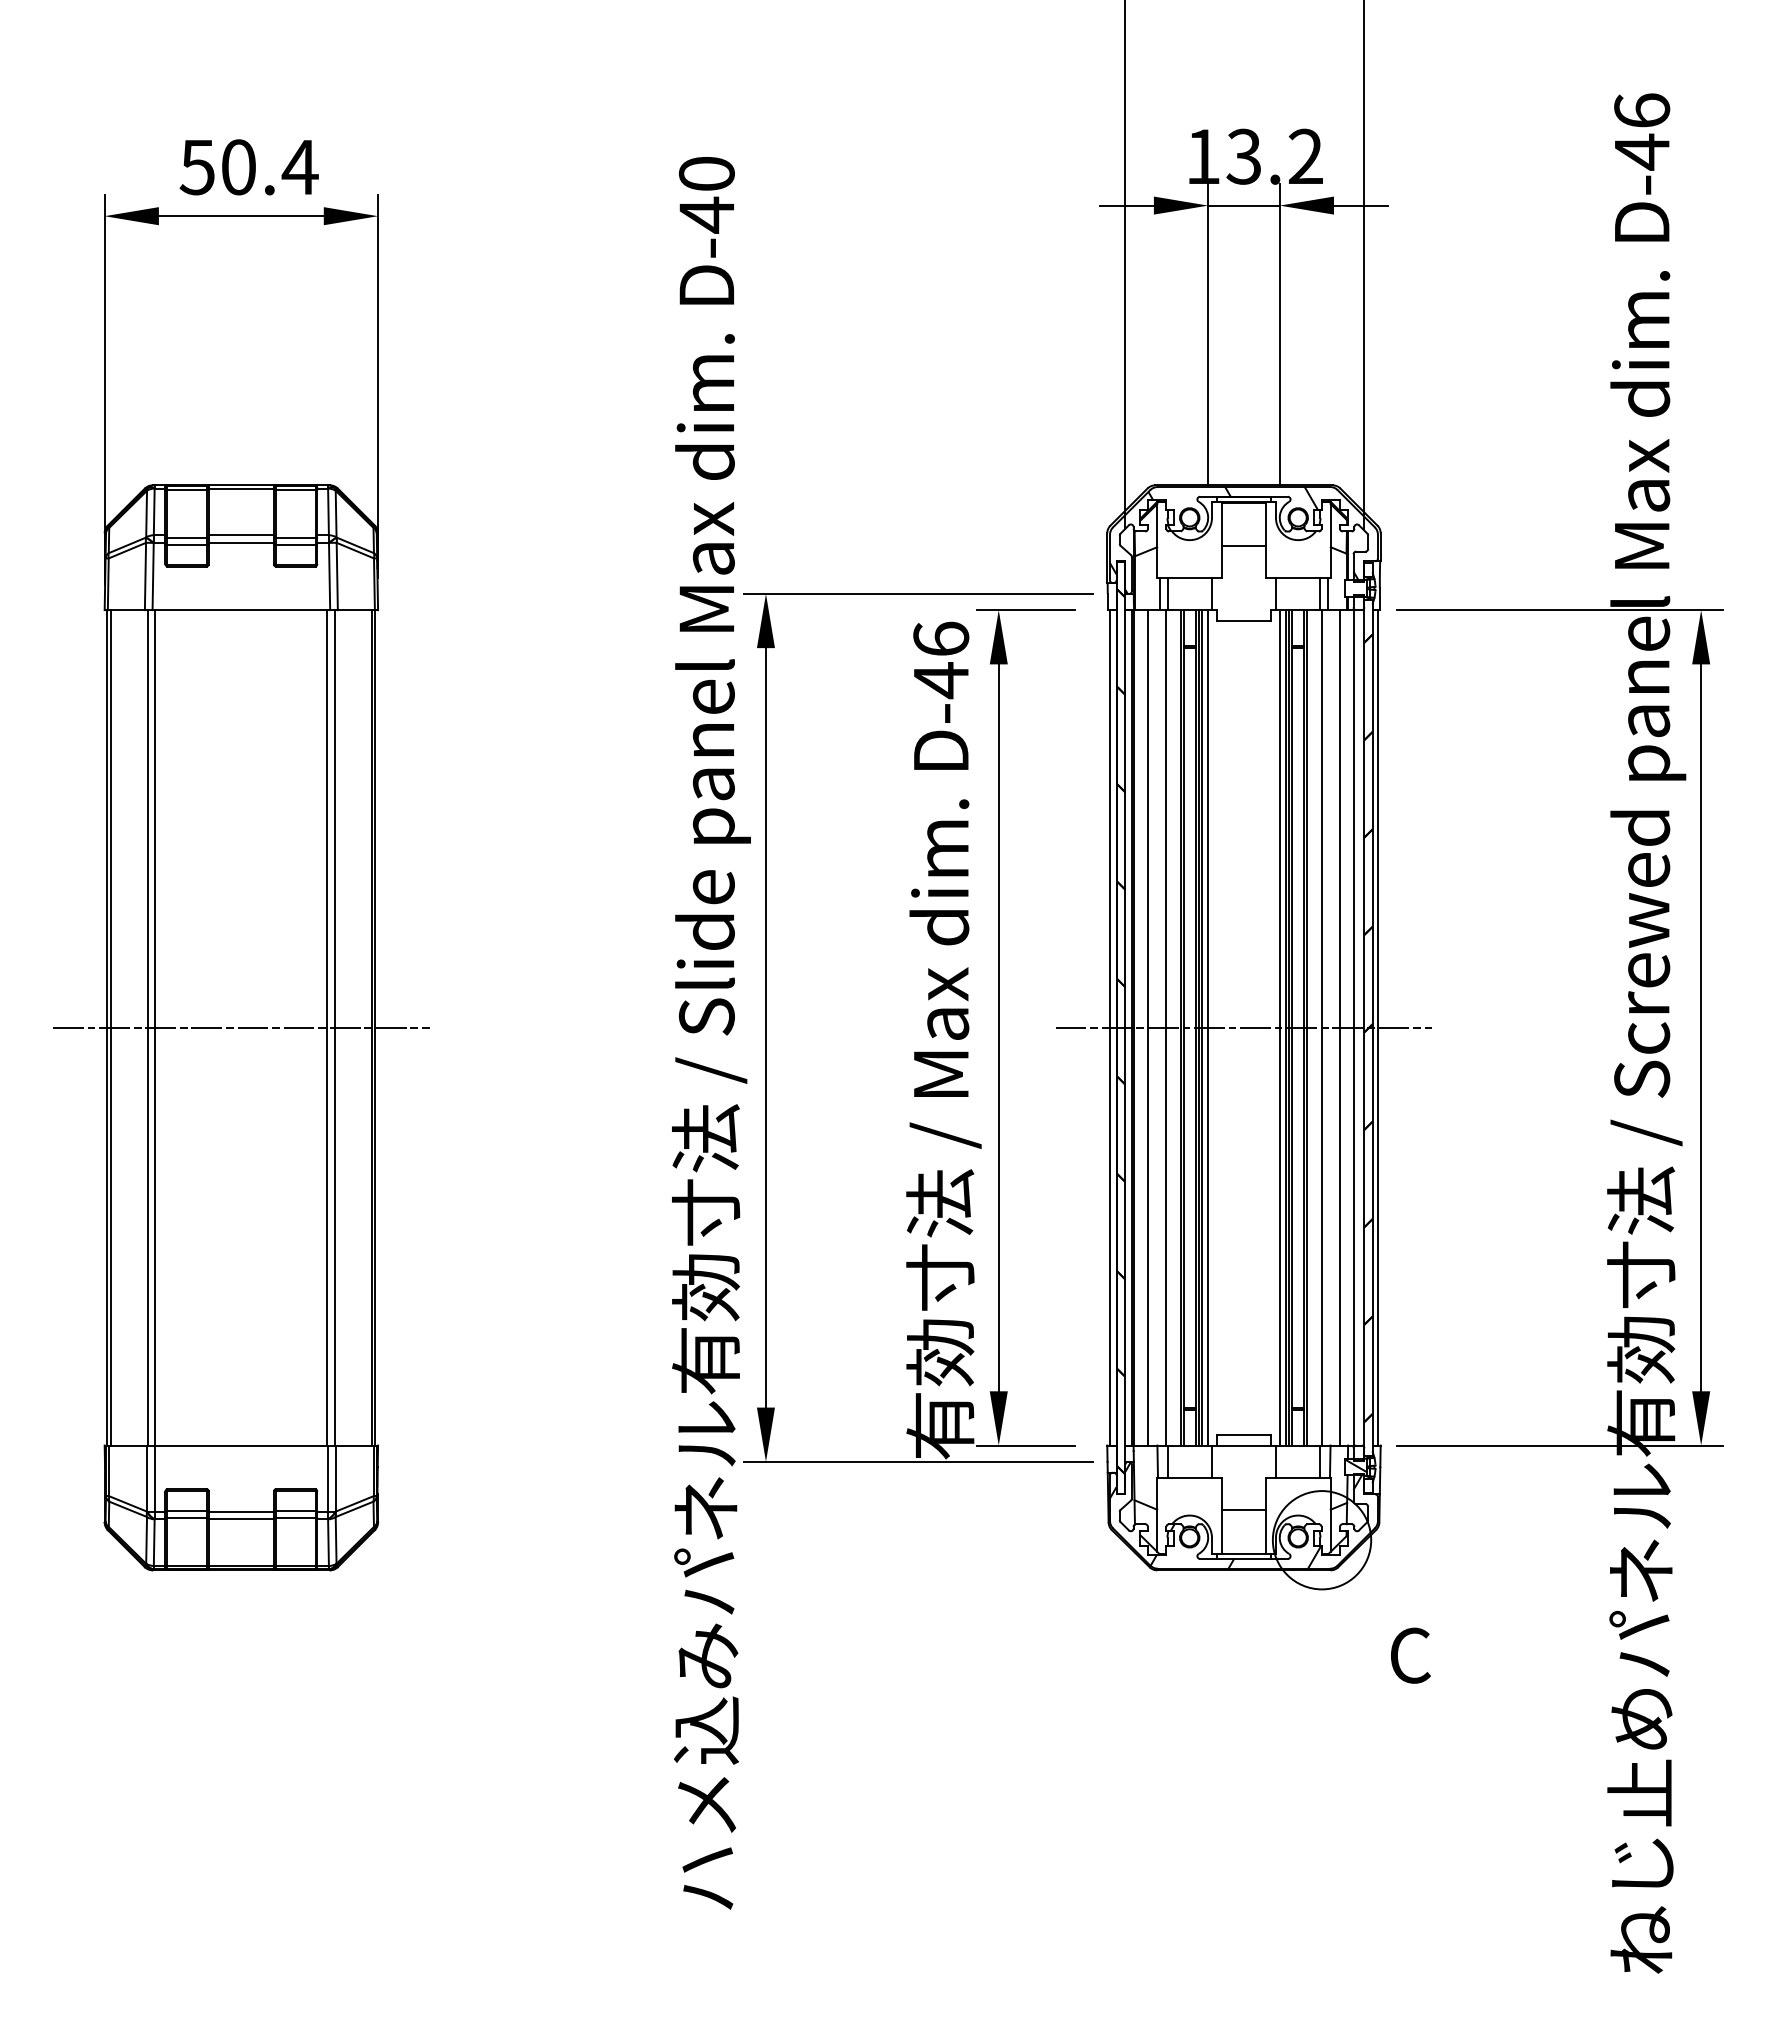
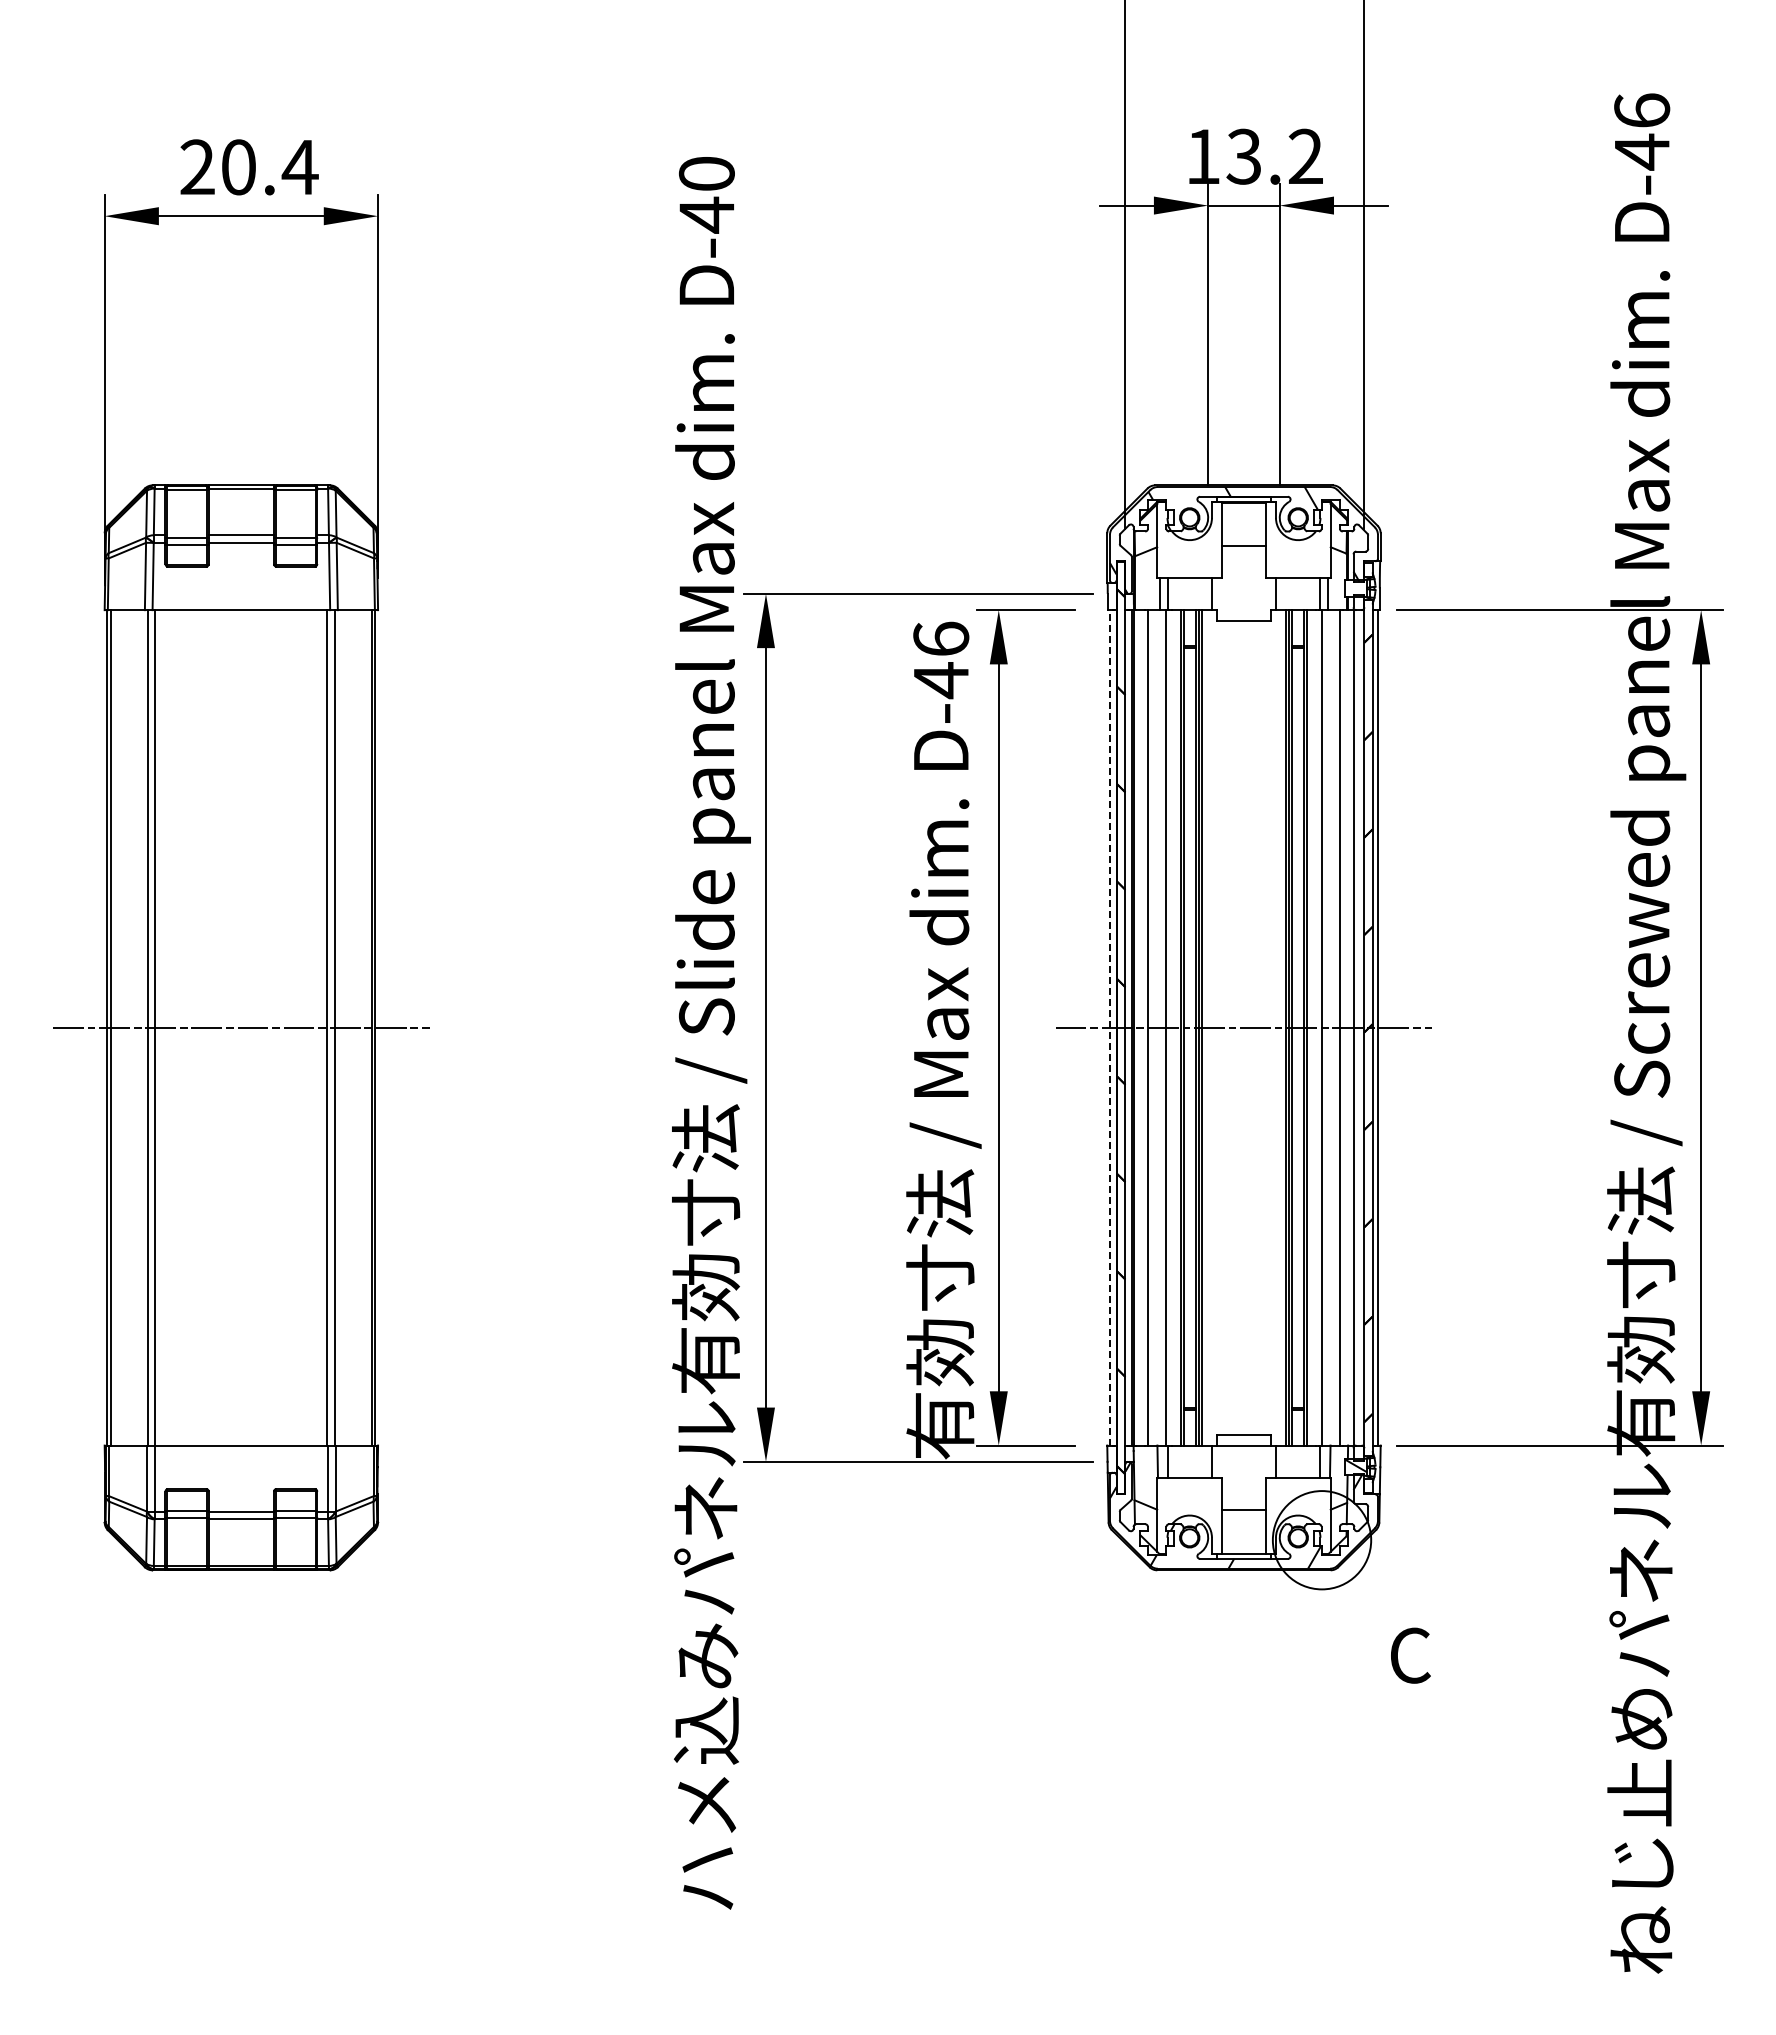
text: 50.4 -> 20.4 (196, 167)
line: solid -> dashed (1109, 1027)
line: present -> none (1208, 1027)
line: present -> none (1279, 1027)
